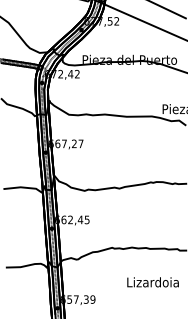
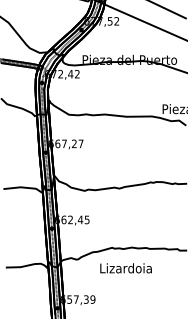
text position: (152, 282) -> (125, 268) (125, 268)
